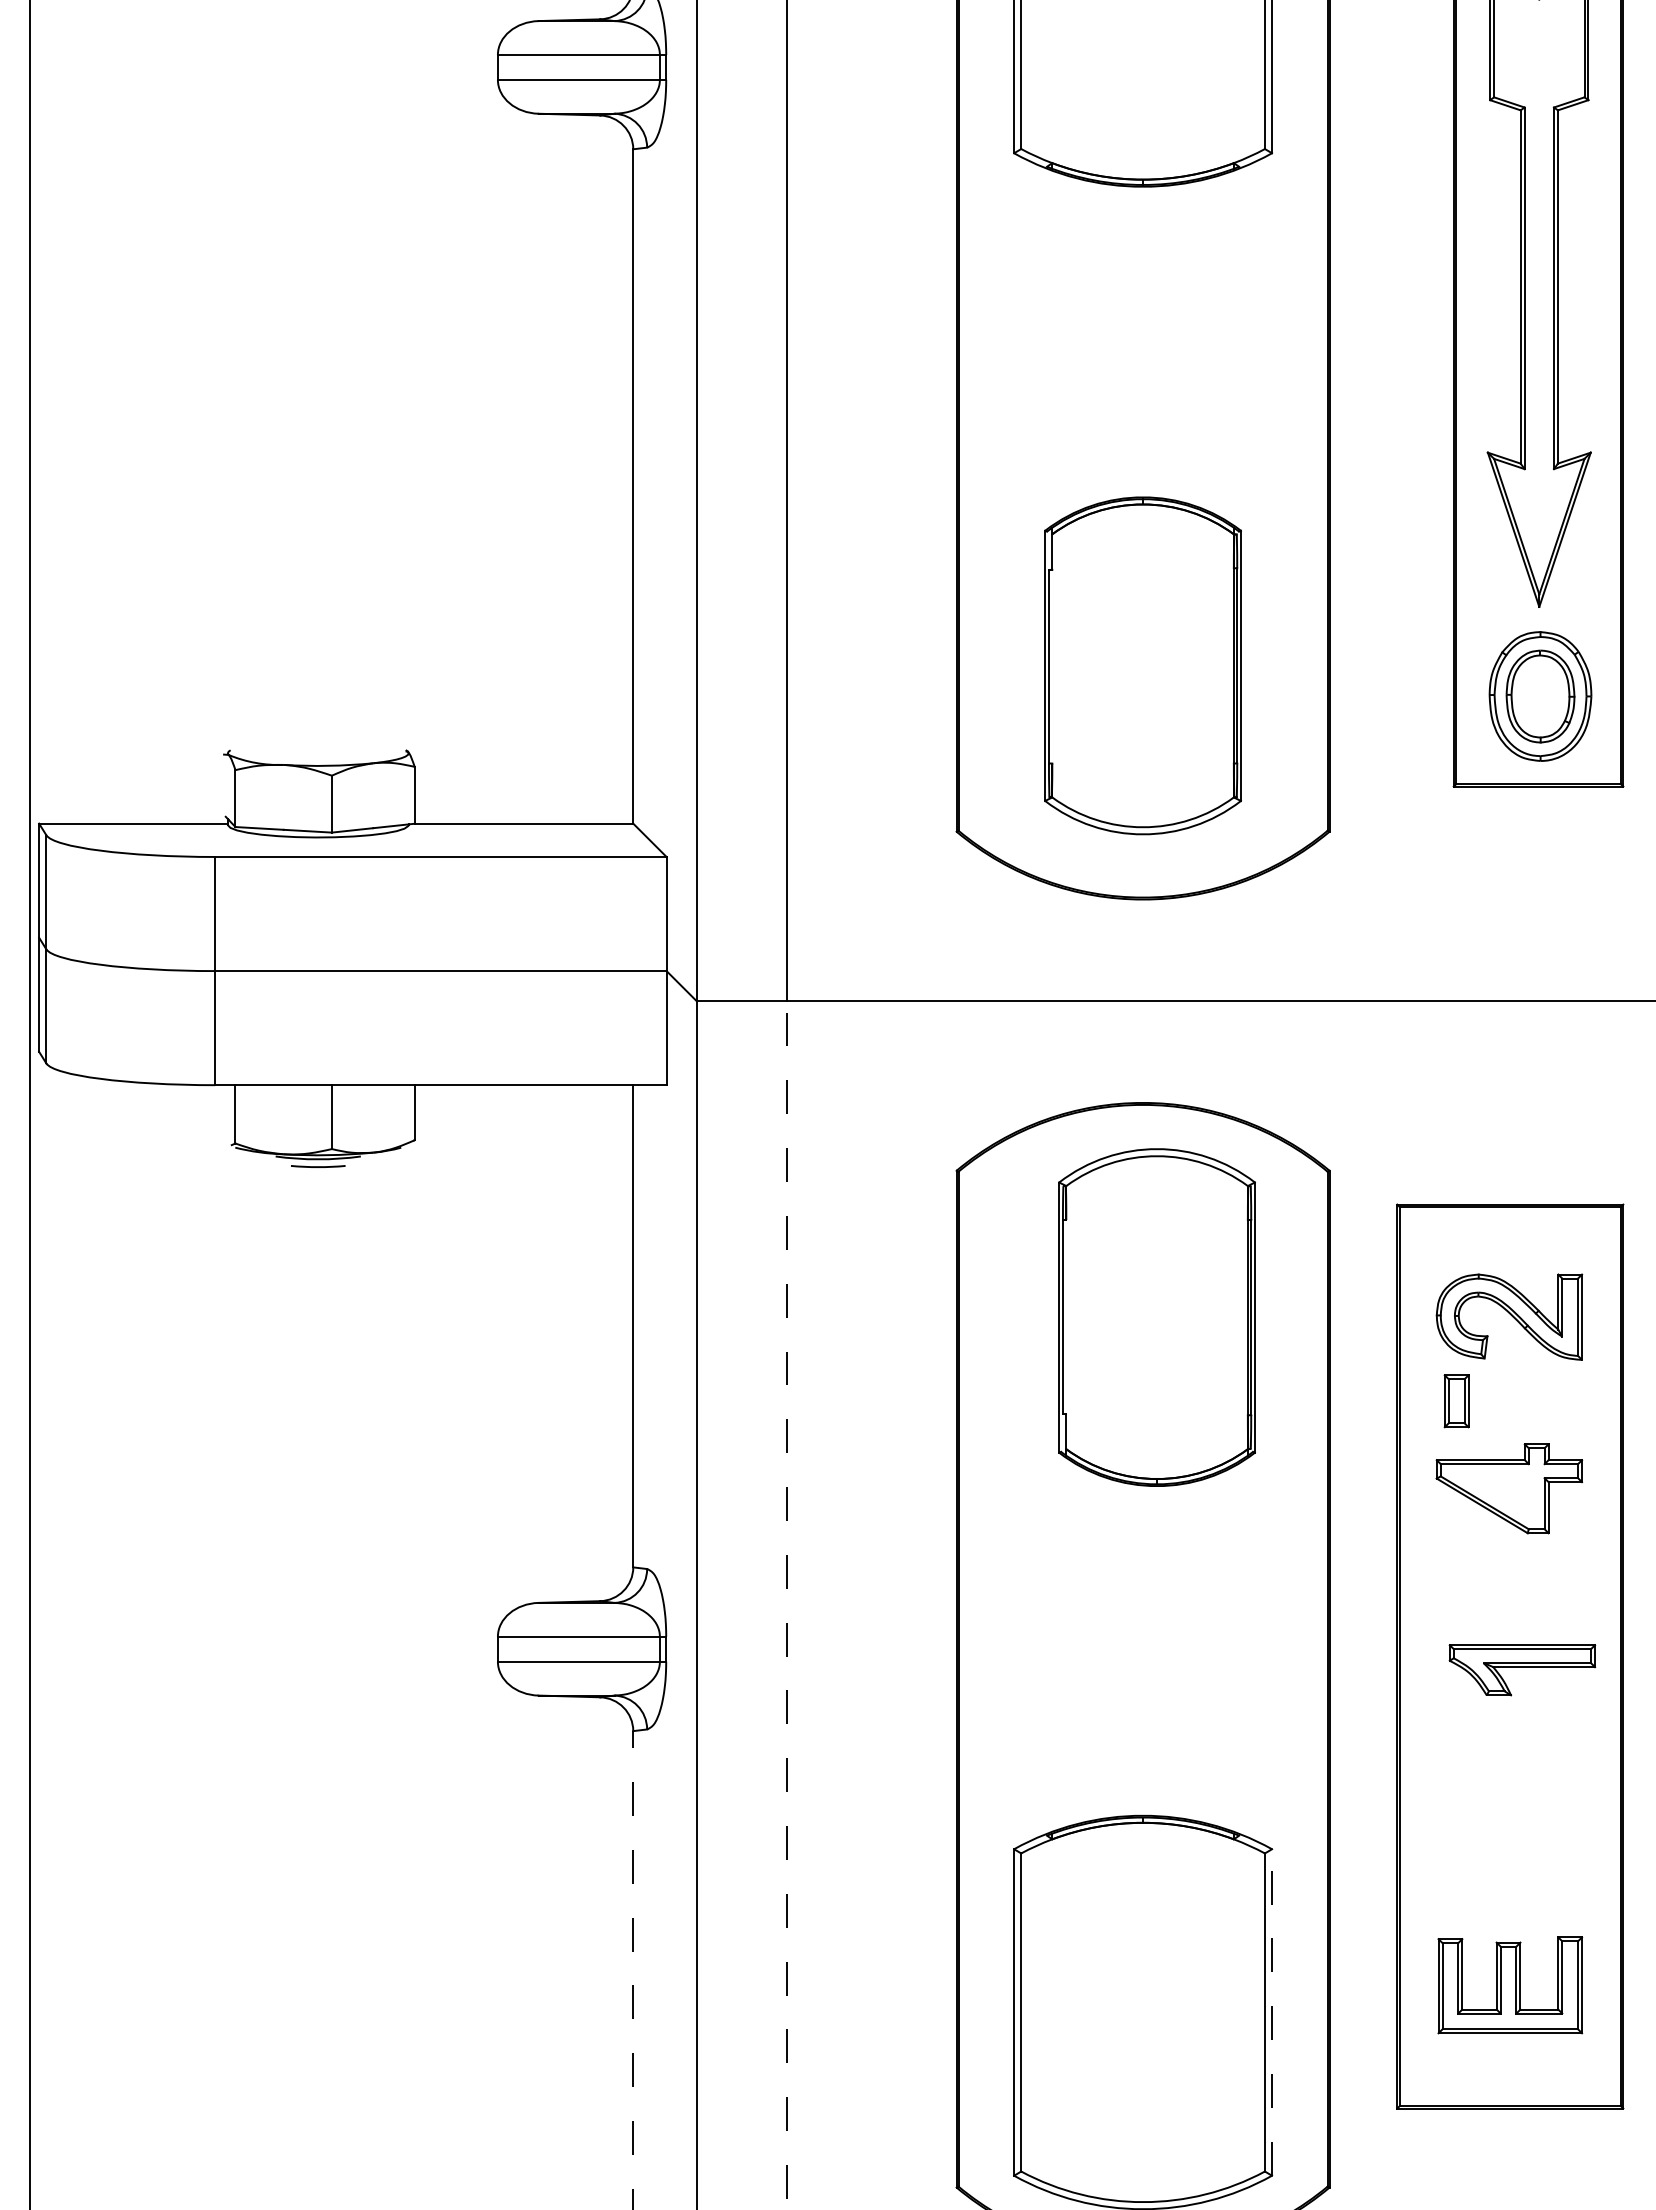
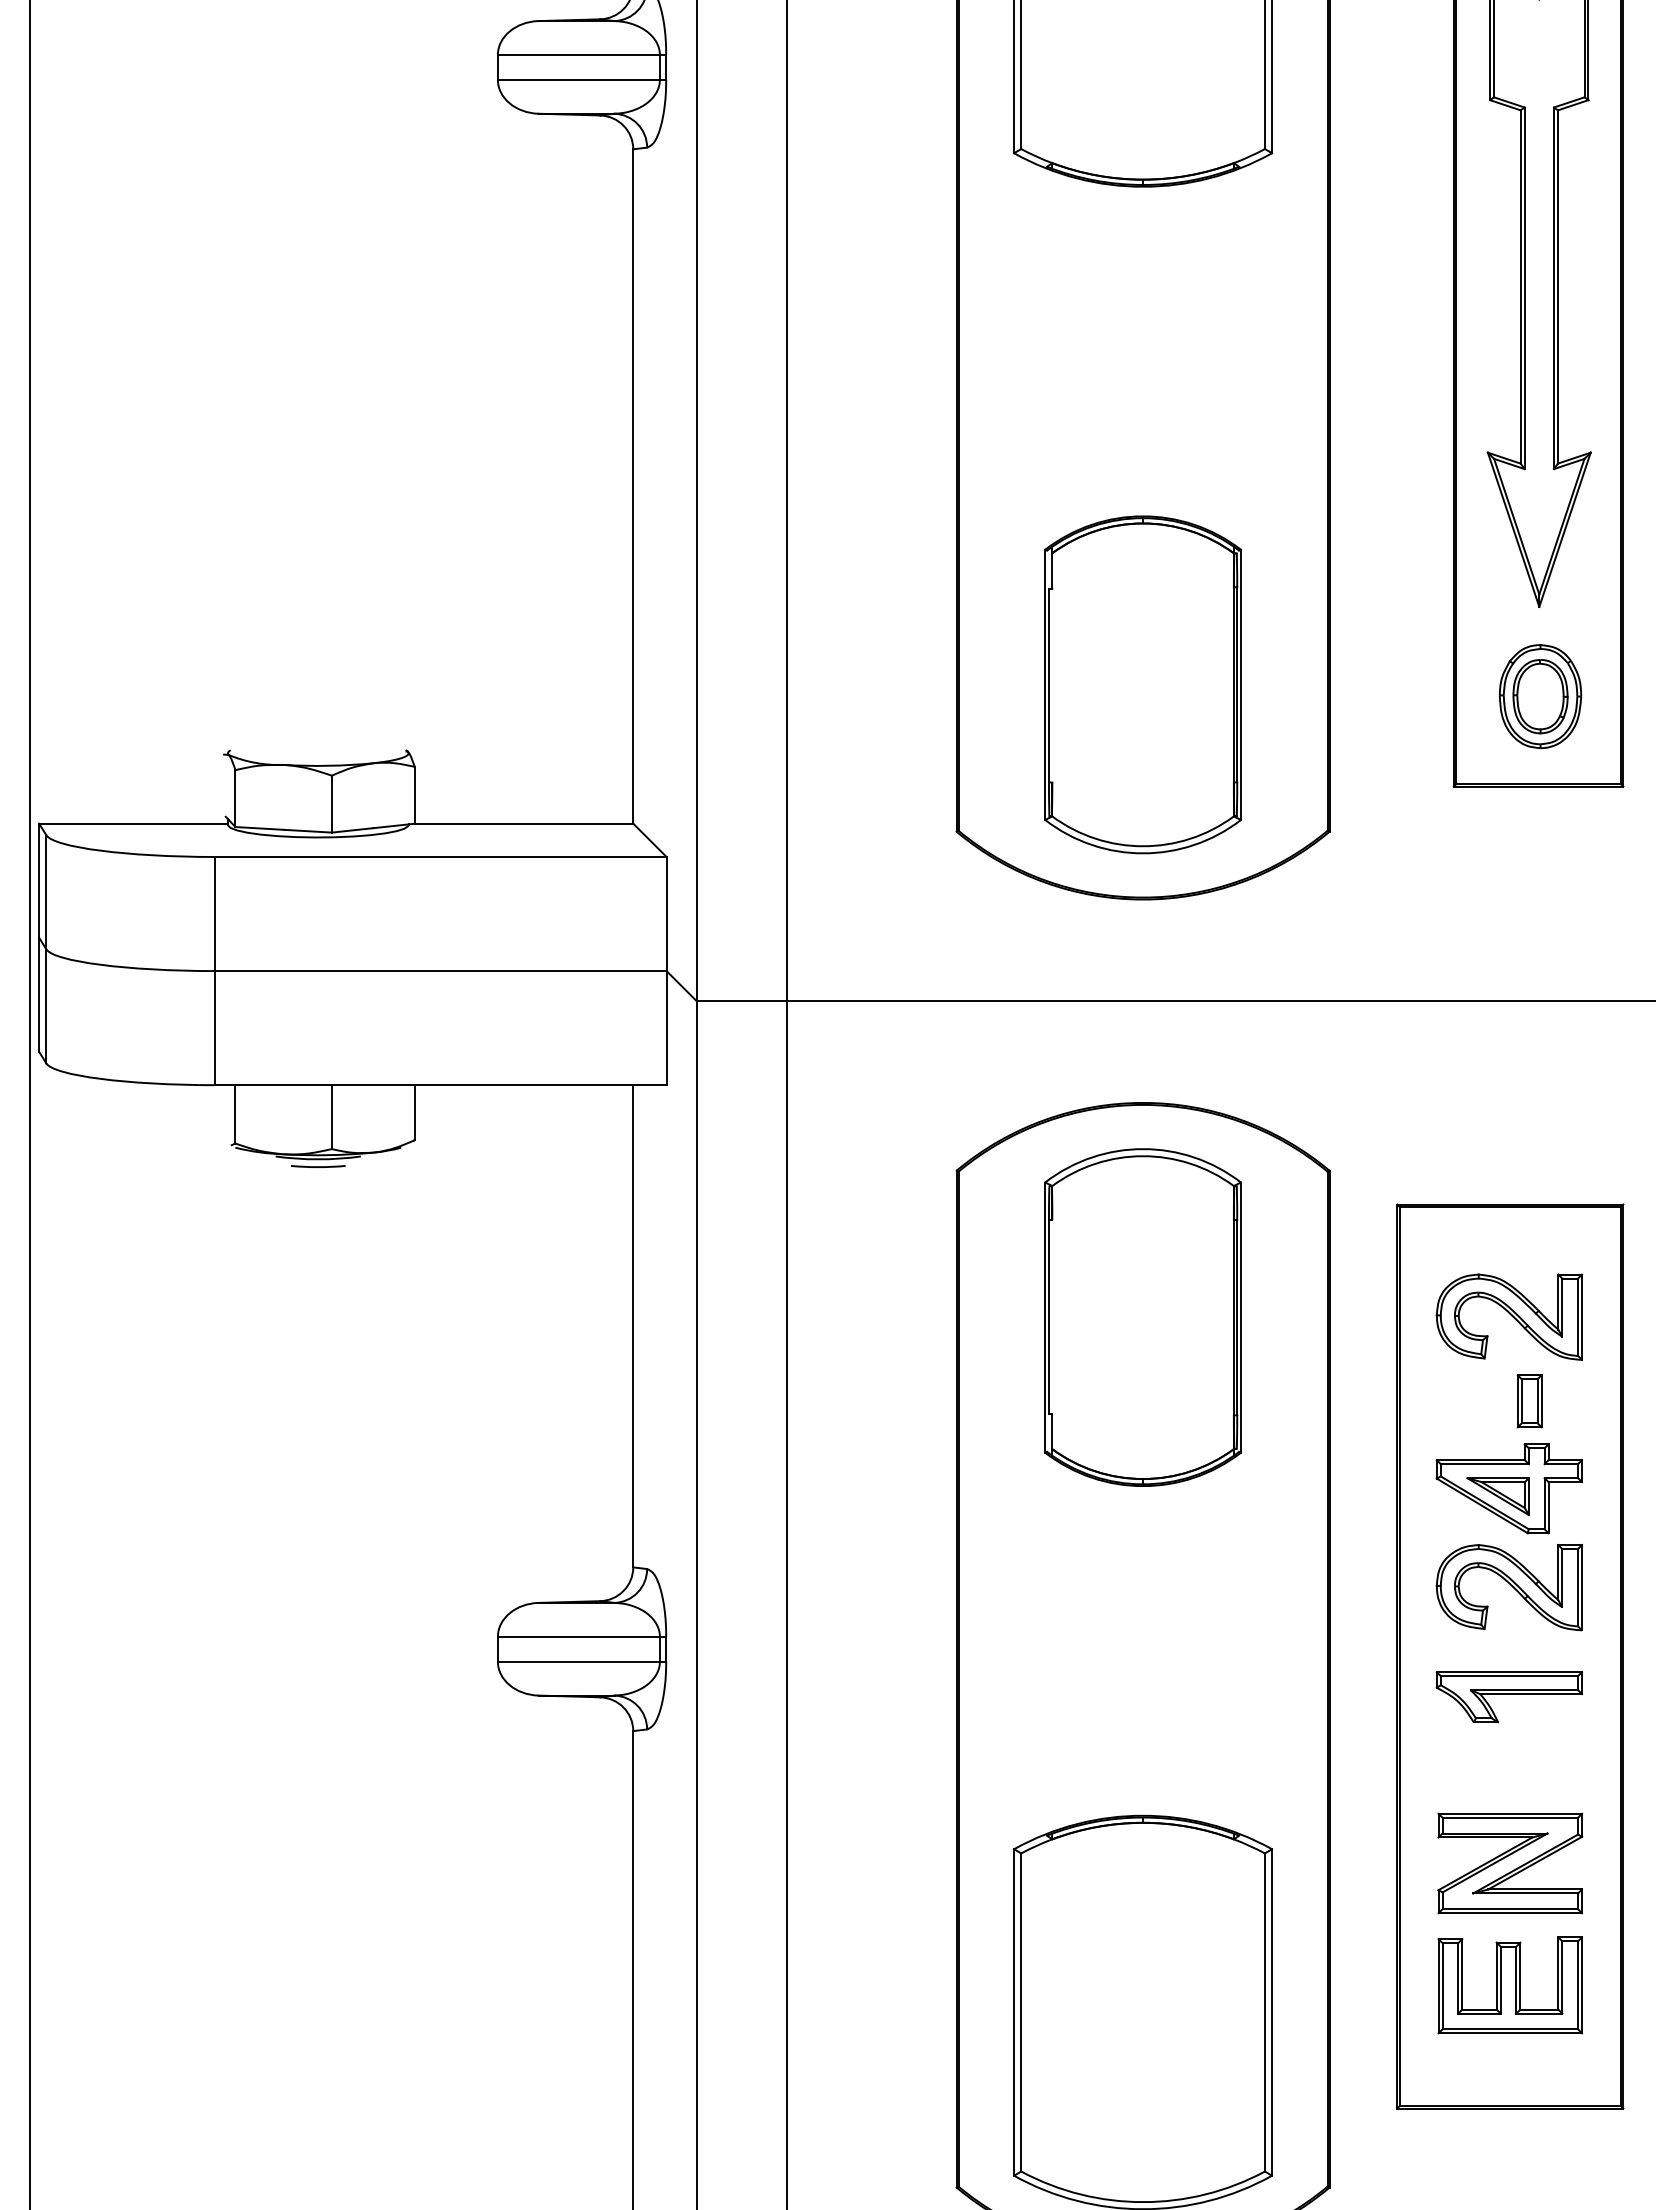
part position: (1142, 665) -> (1142, 684) (1142, 684)
part size: 105x131 px -> 85x106 px (1540, 696)
part position: (1156, 1317) -> (1142, 1317) (1142, 1317)
part position: (1456, 1401) -> (1529, 1401) (1529, 1401)
part: none -> present (1497, 1496)
part: none -> present (1508, 1587)
line: dashed -> solid (787, 1605)
part position: (1522, 1670) -> (1509, 1697) (1509, 1697)
part: none -> present (1510, 1863)
line: dashed -> solid (633, 1970)
line: dashed -> solid (1272, 2011)
